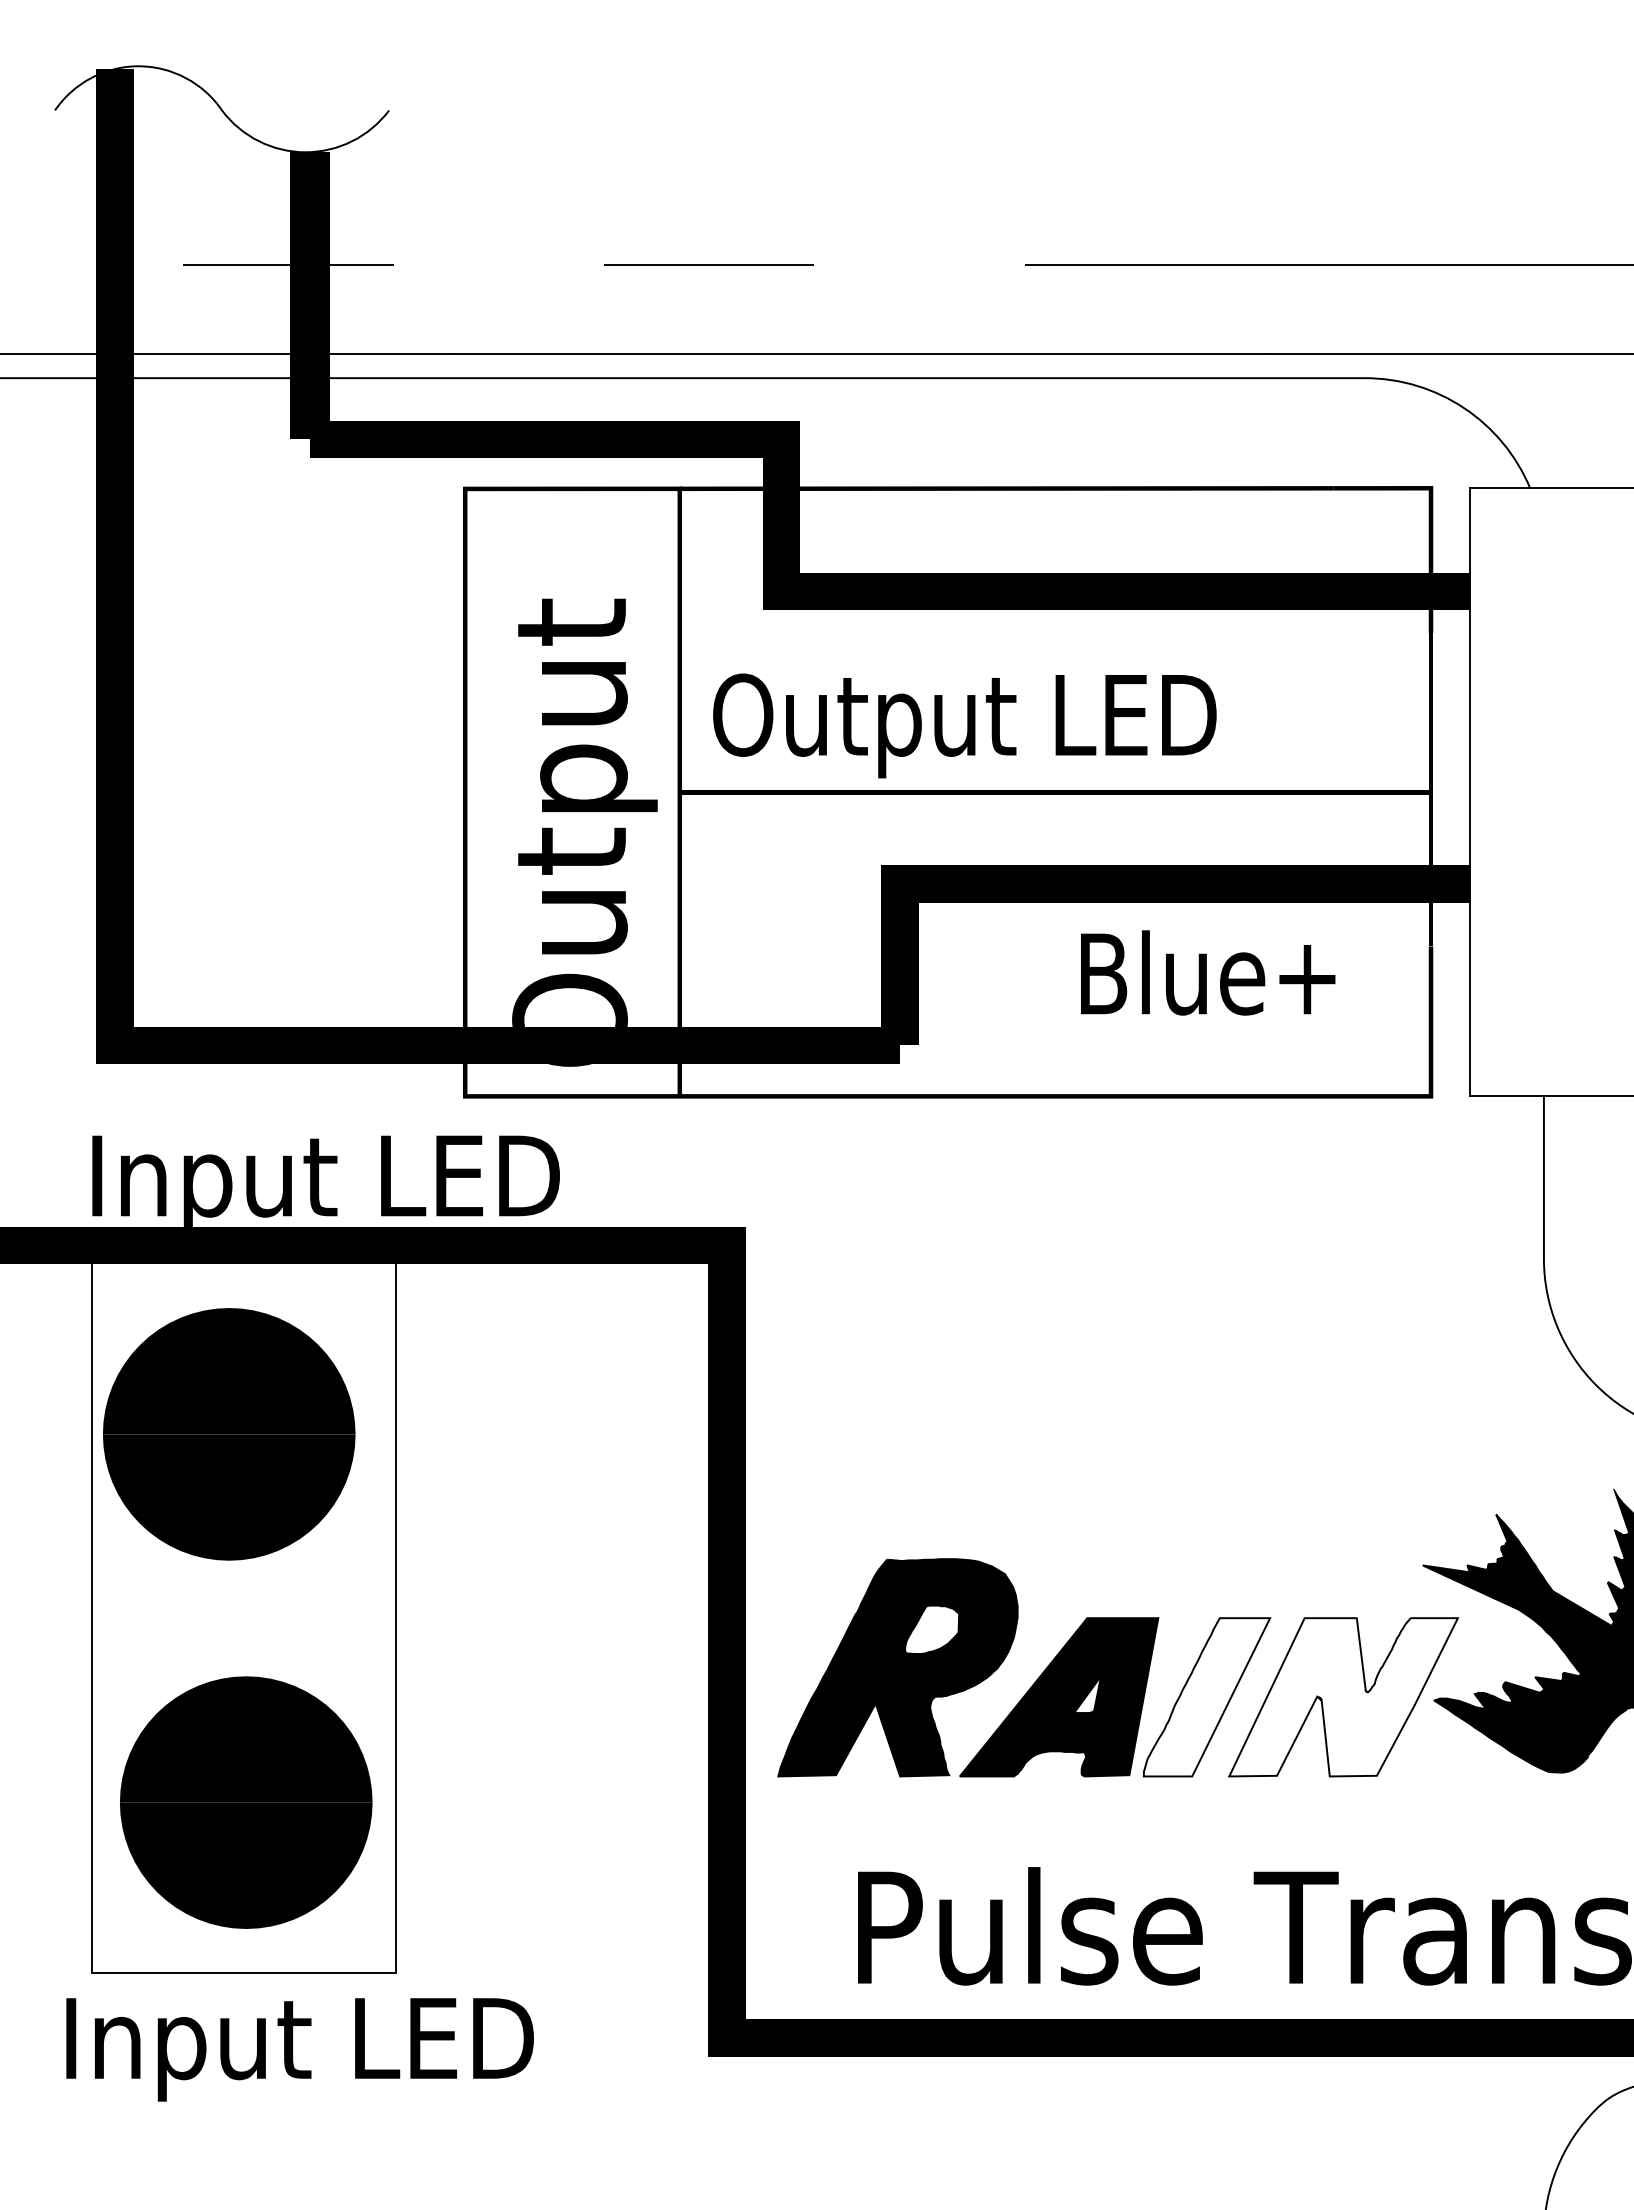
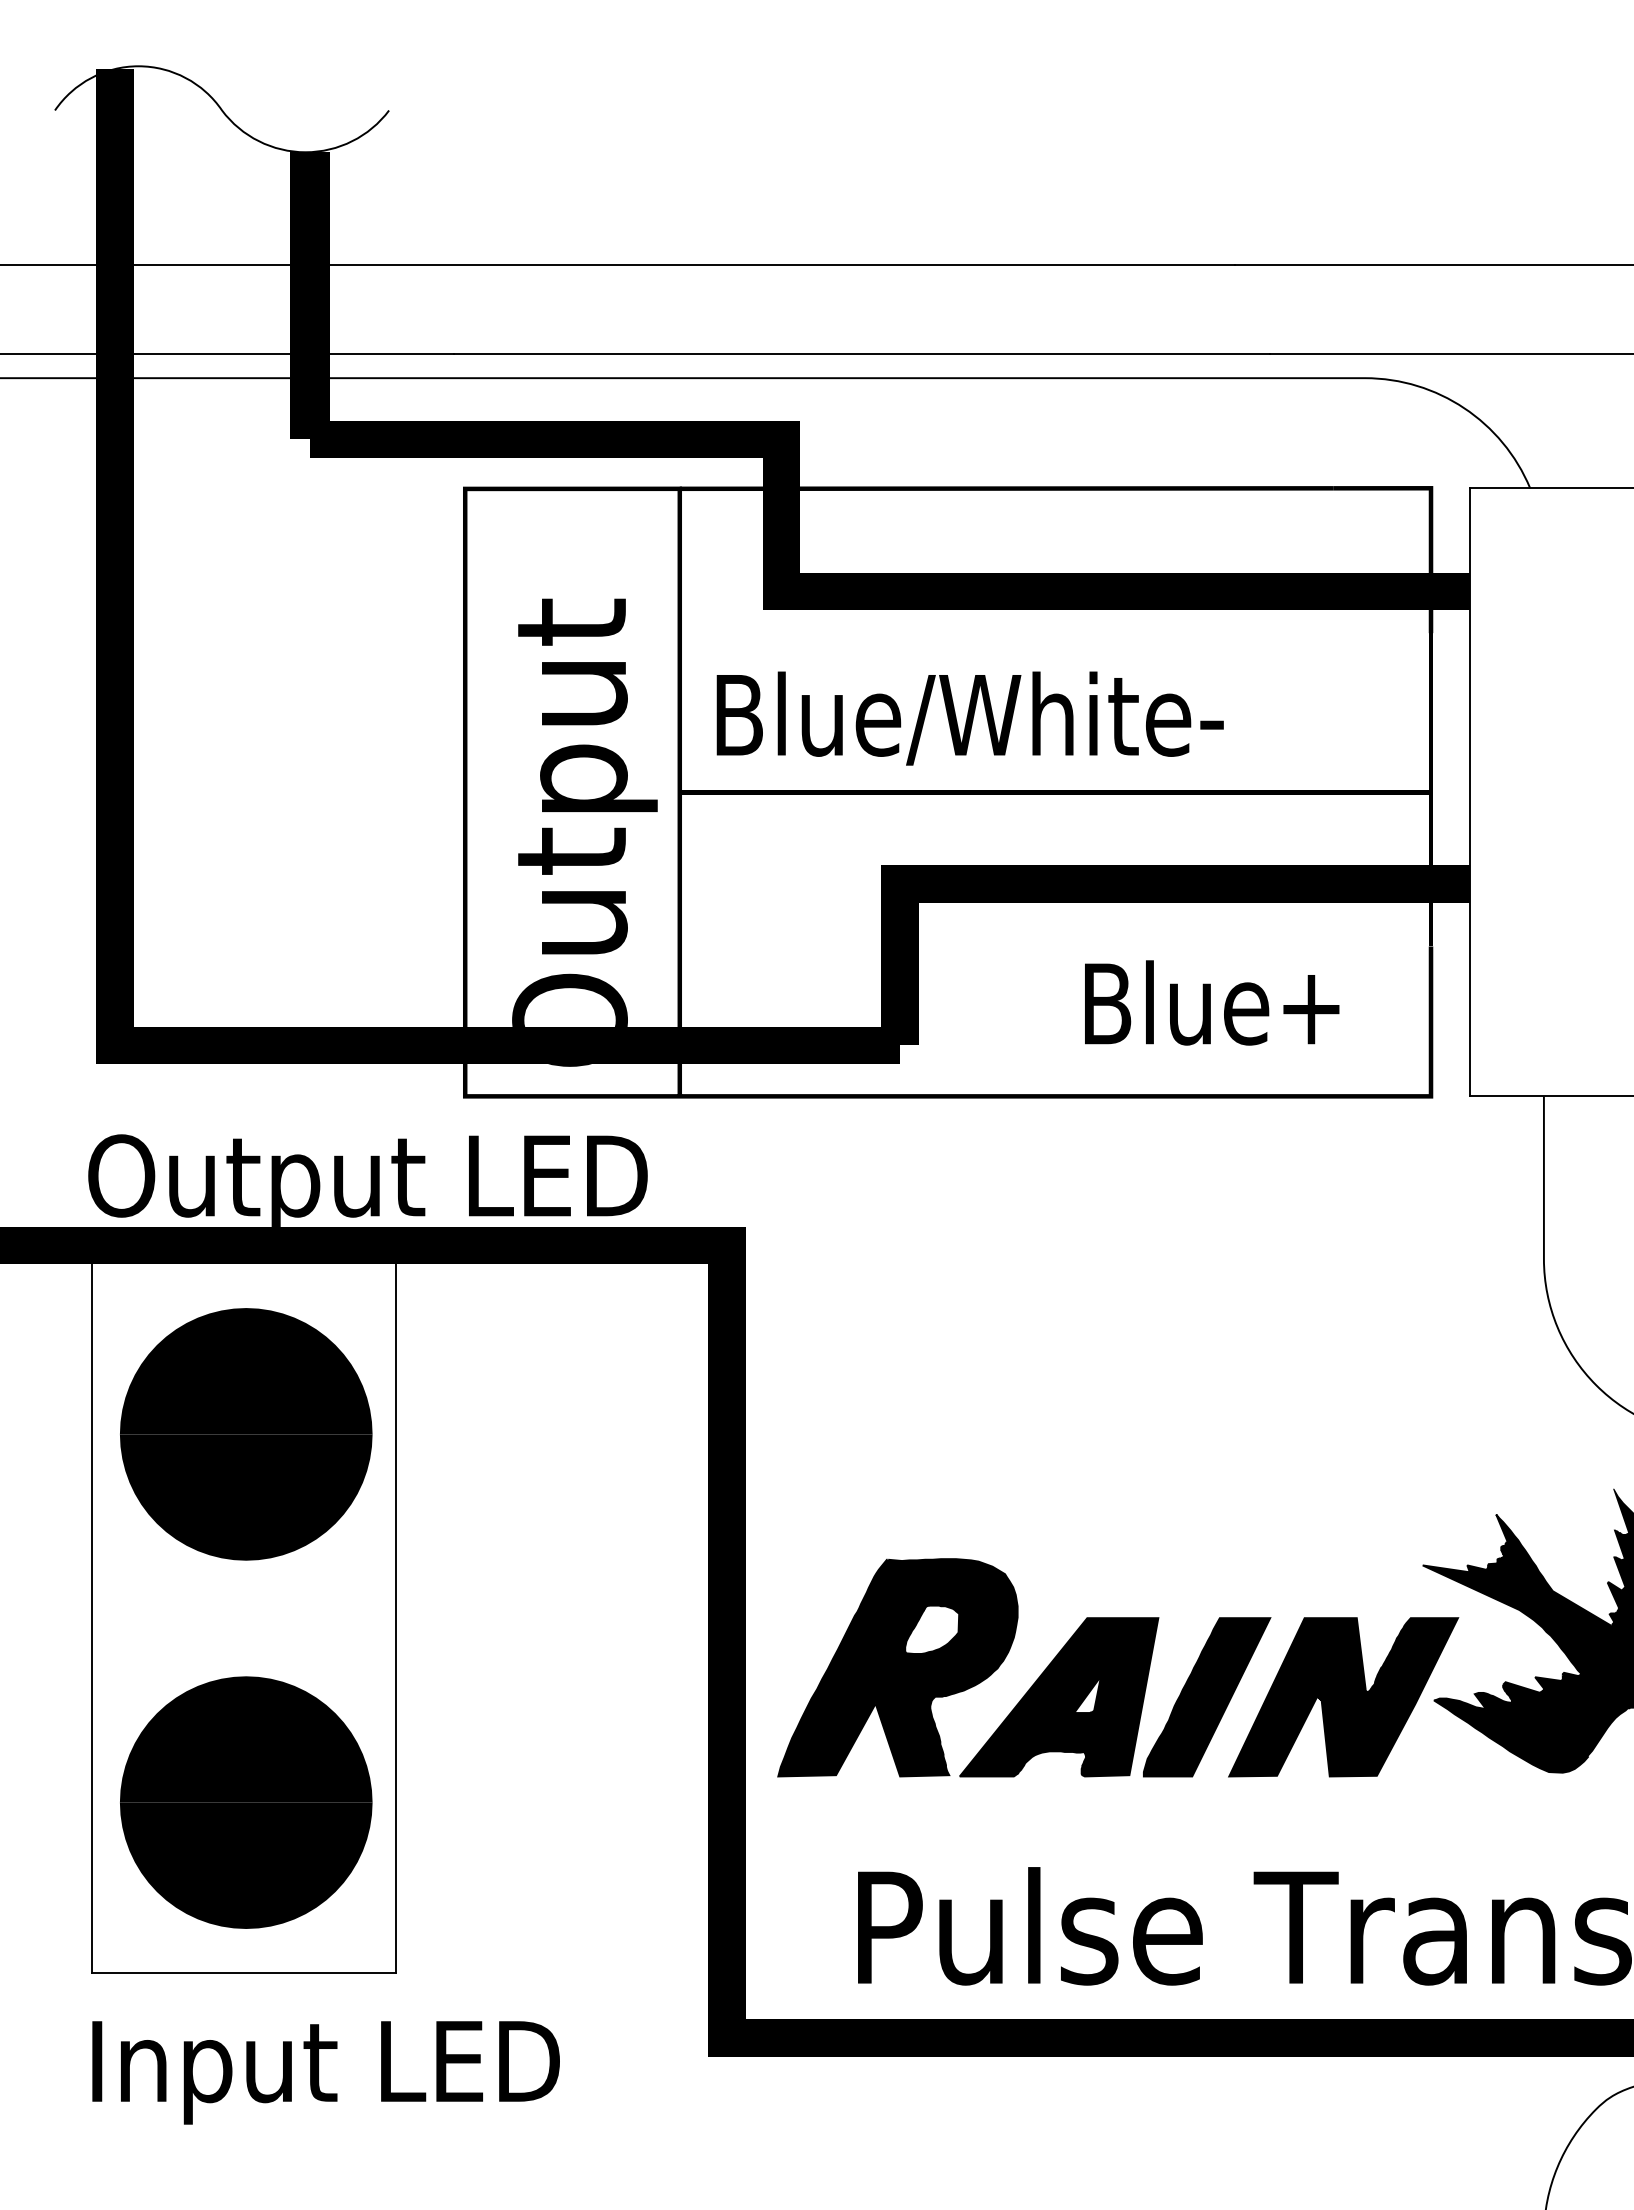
line: dashed -> solid (617, 264)
text: Output LED -> Blue/White- (968, 724)
text position: (1208, 972) -> (1212, 1002) (1212, 1002)
text: Input LED -> Output LED (367, 1180)
part position: (229, 1434) -> (246, 1434) (246, 1434)
fill: none -> present (1206, 1697)
fill: none -> present (1343, 1697)
text position: (299, 2049) -> (325, 2072) (325, 2072)
